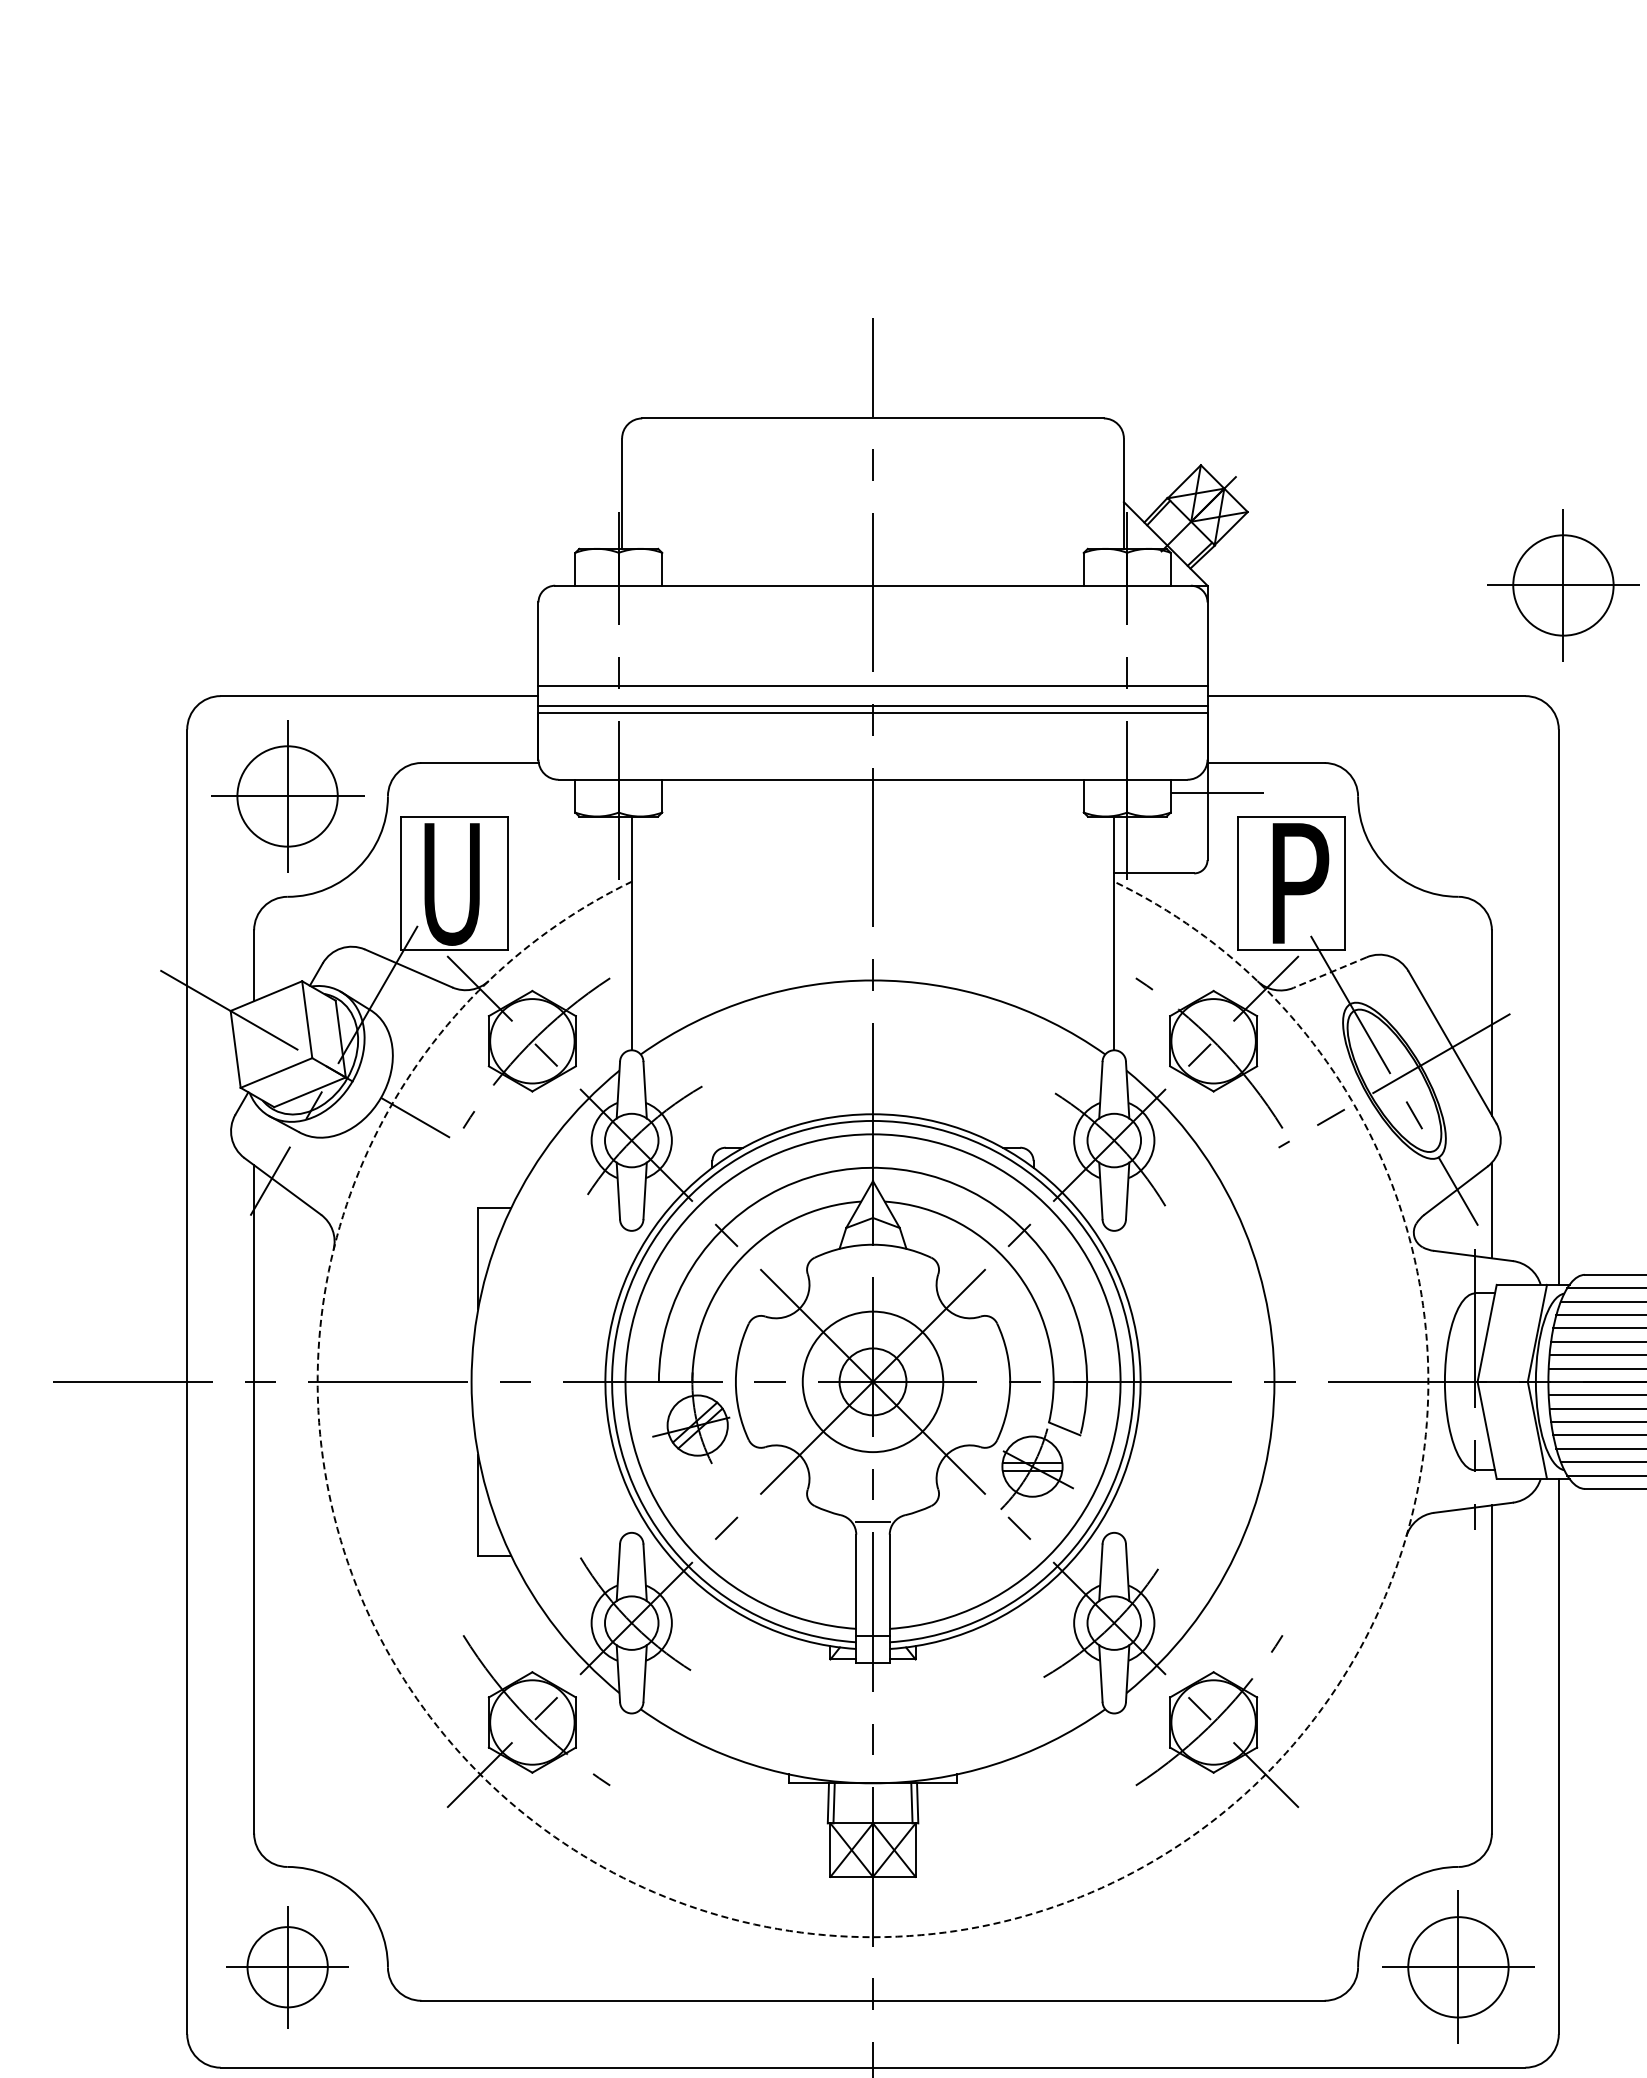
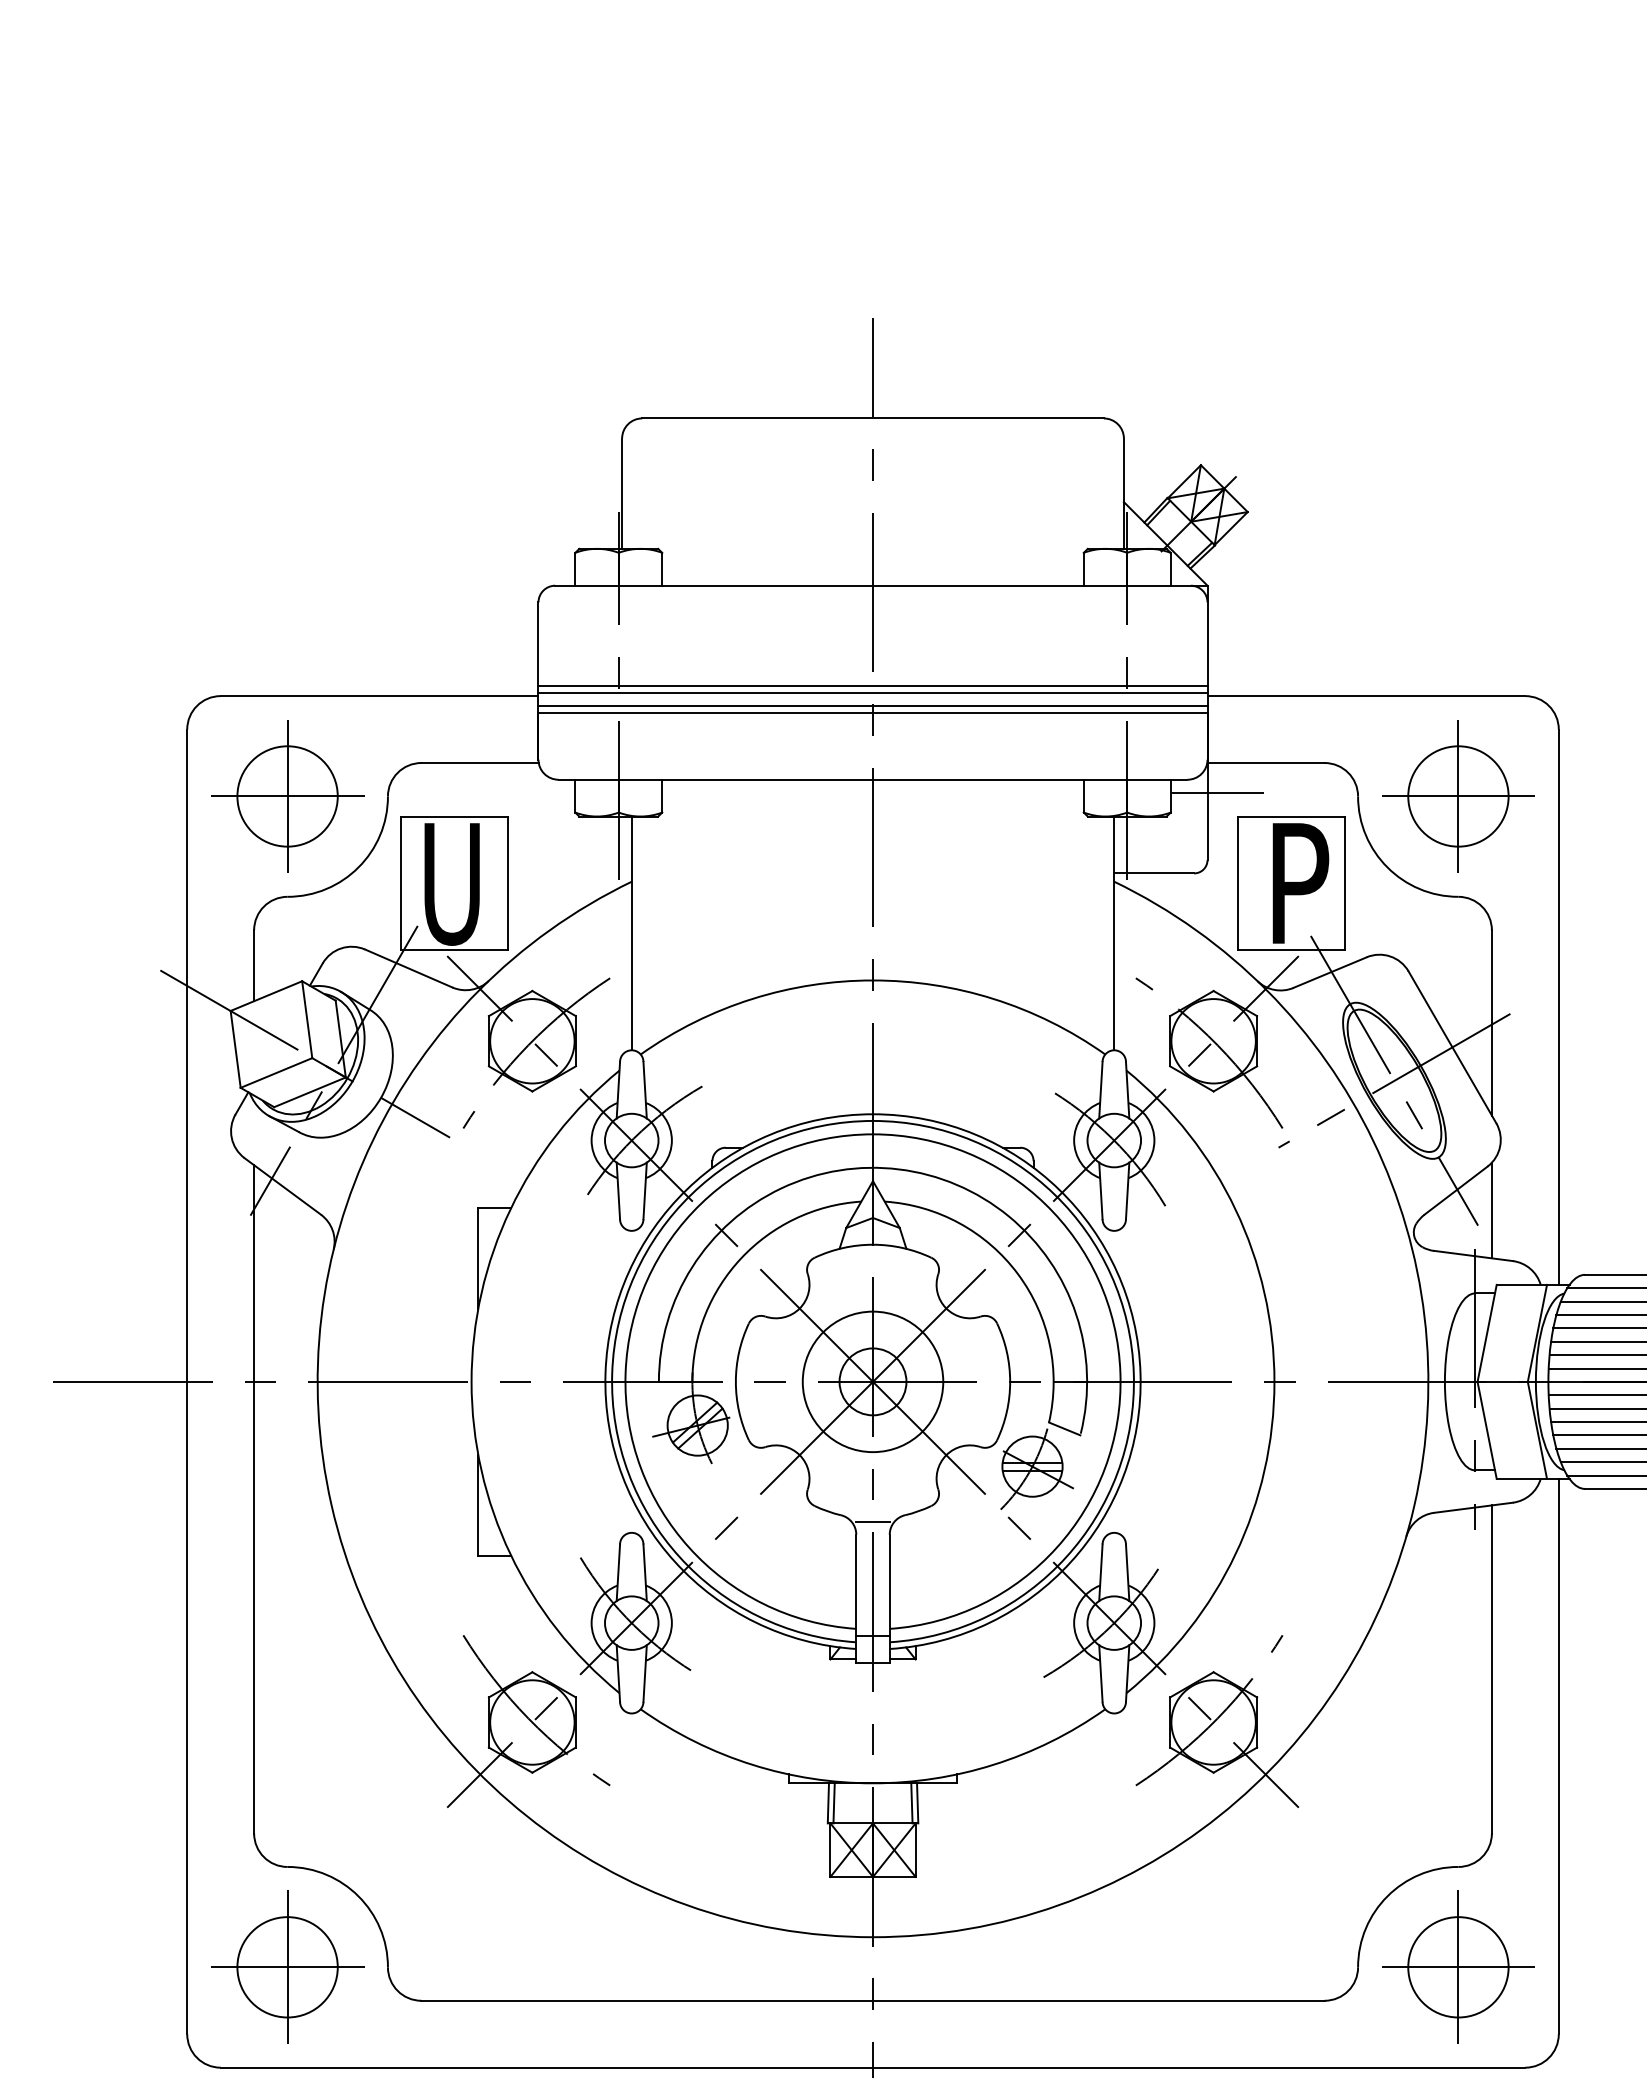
part position: (1563, 585) -> (1458, 796) (1458, 796)
line: none -> present (872, 692)
line: dashed -> solid (1330, 972)
arc: dashed -> solid (873, 1937)
part size: 123x123 px -> 154x154 px (287, 1966)
